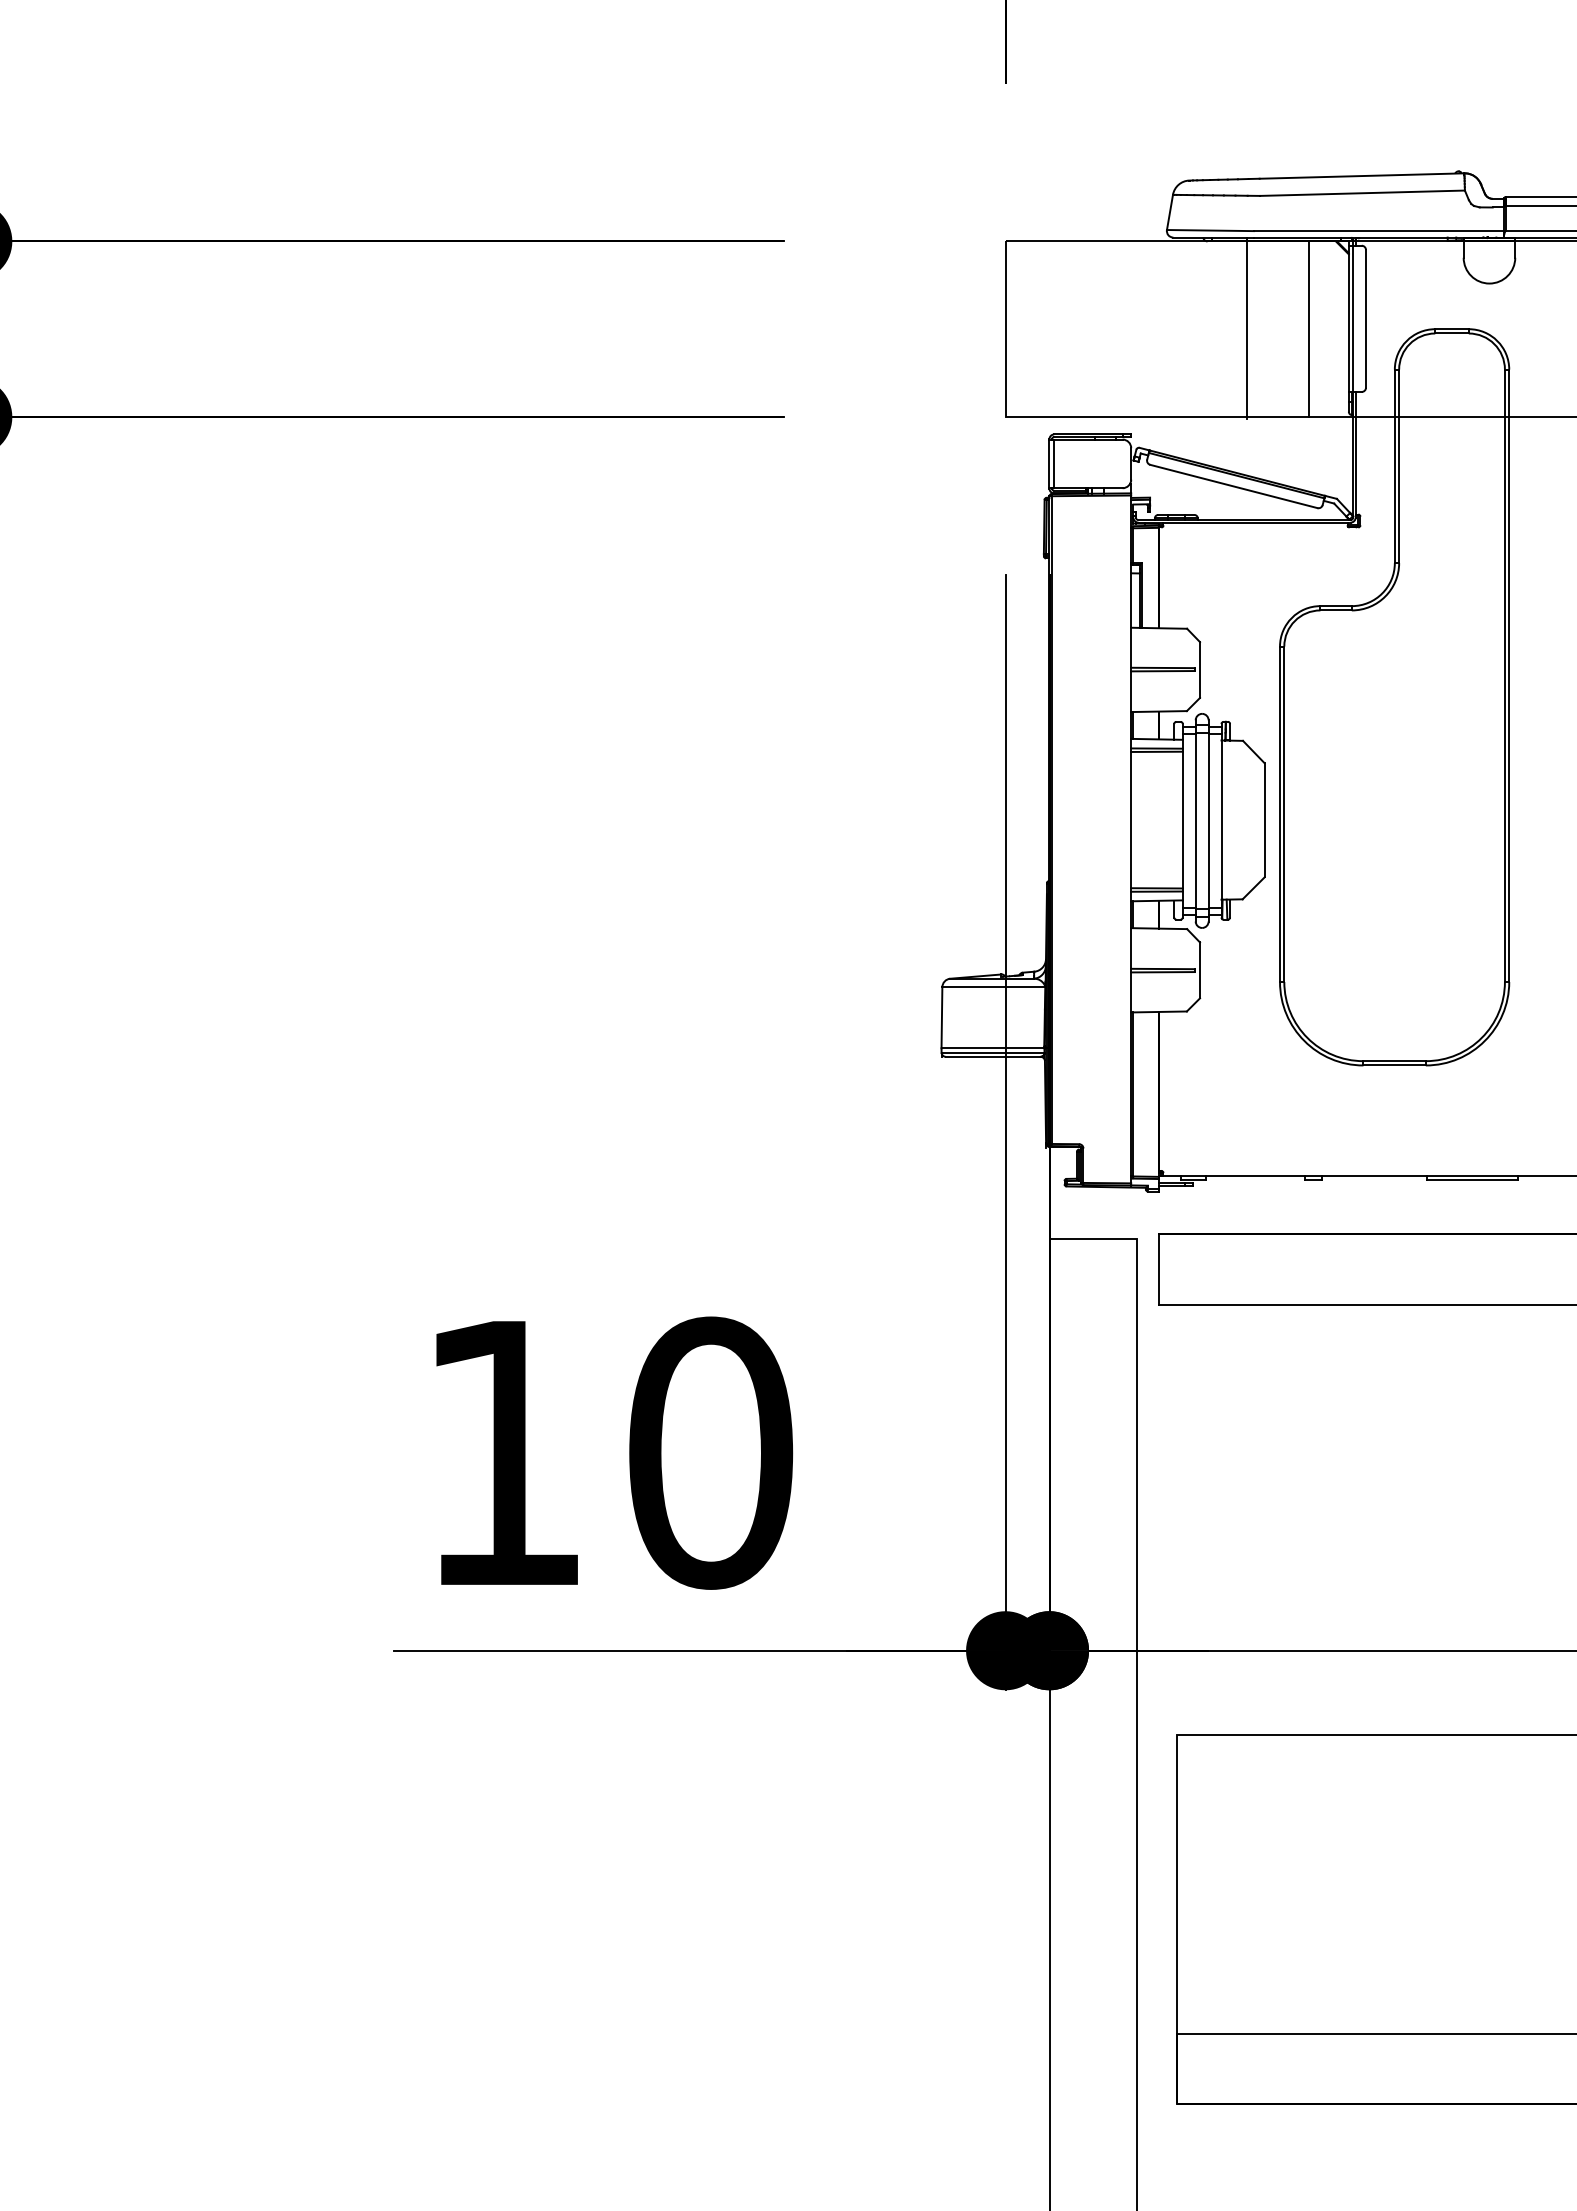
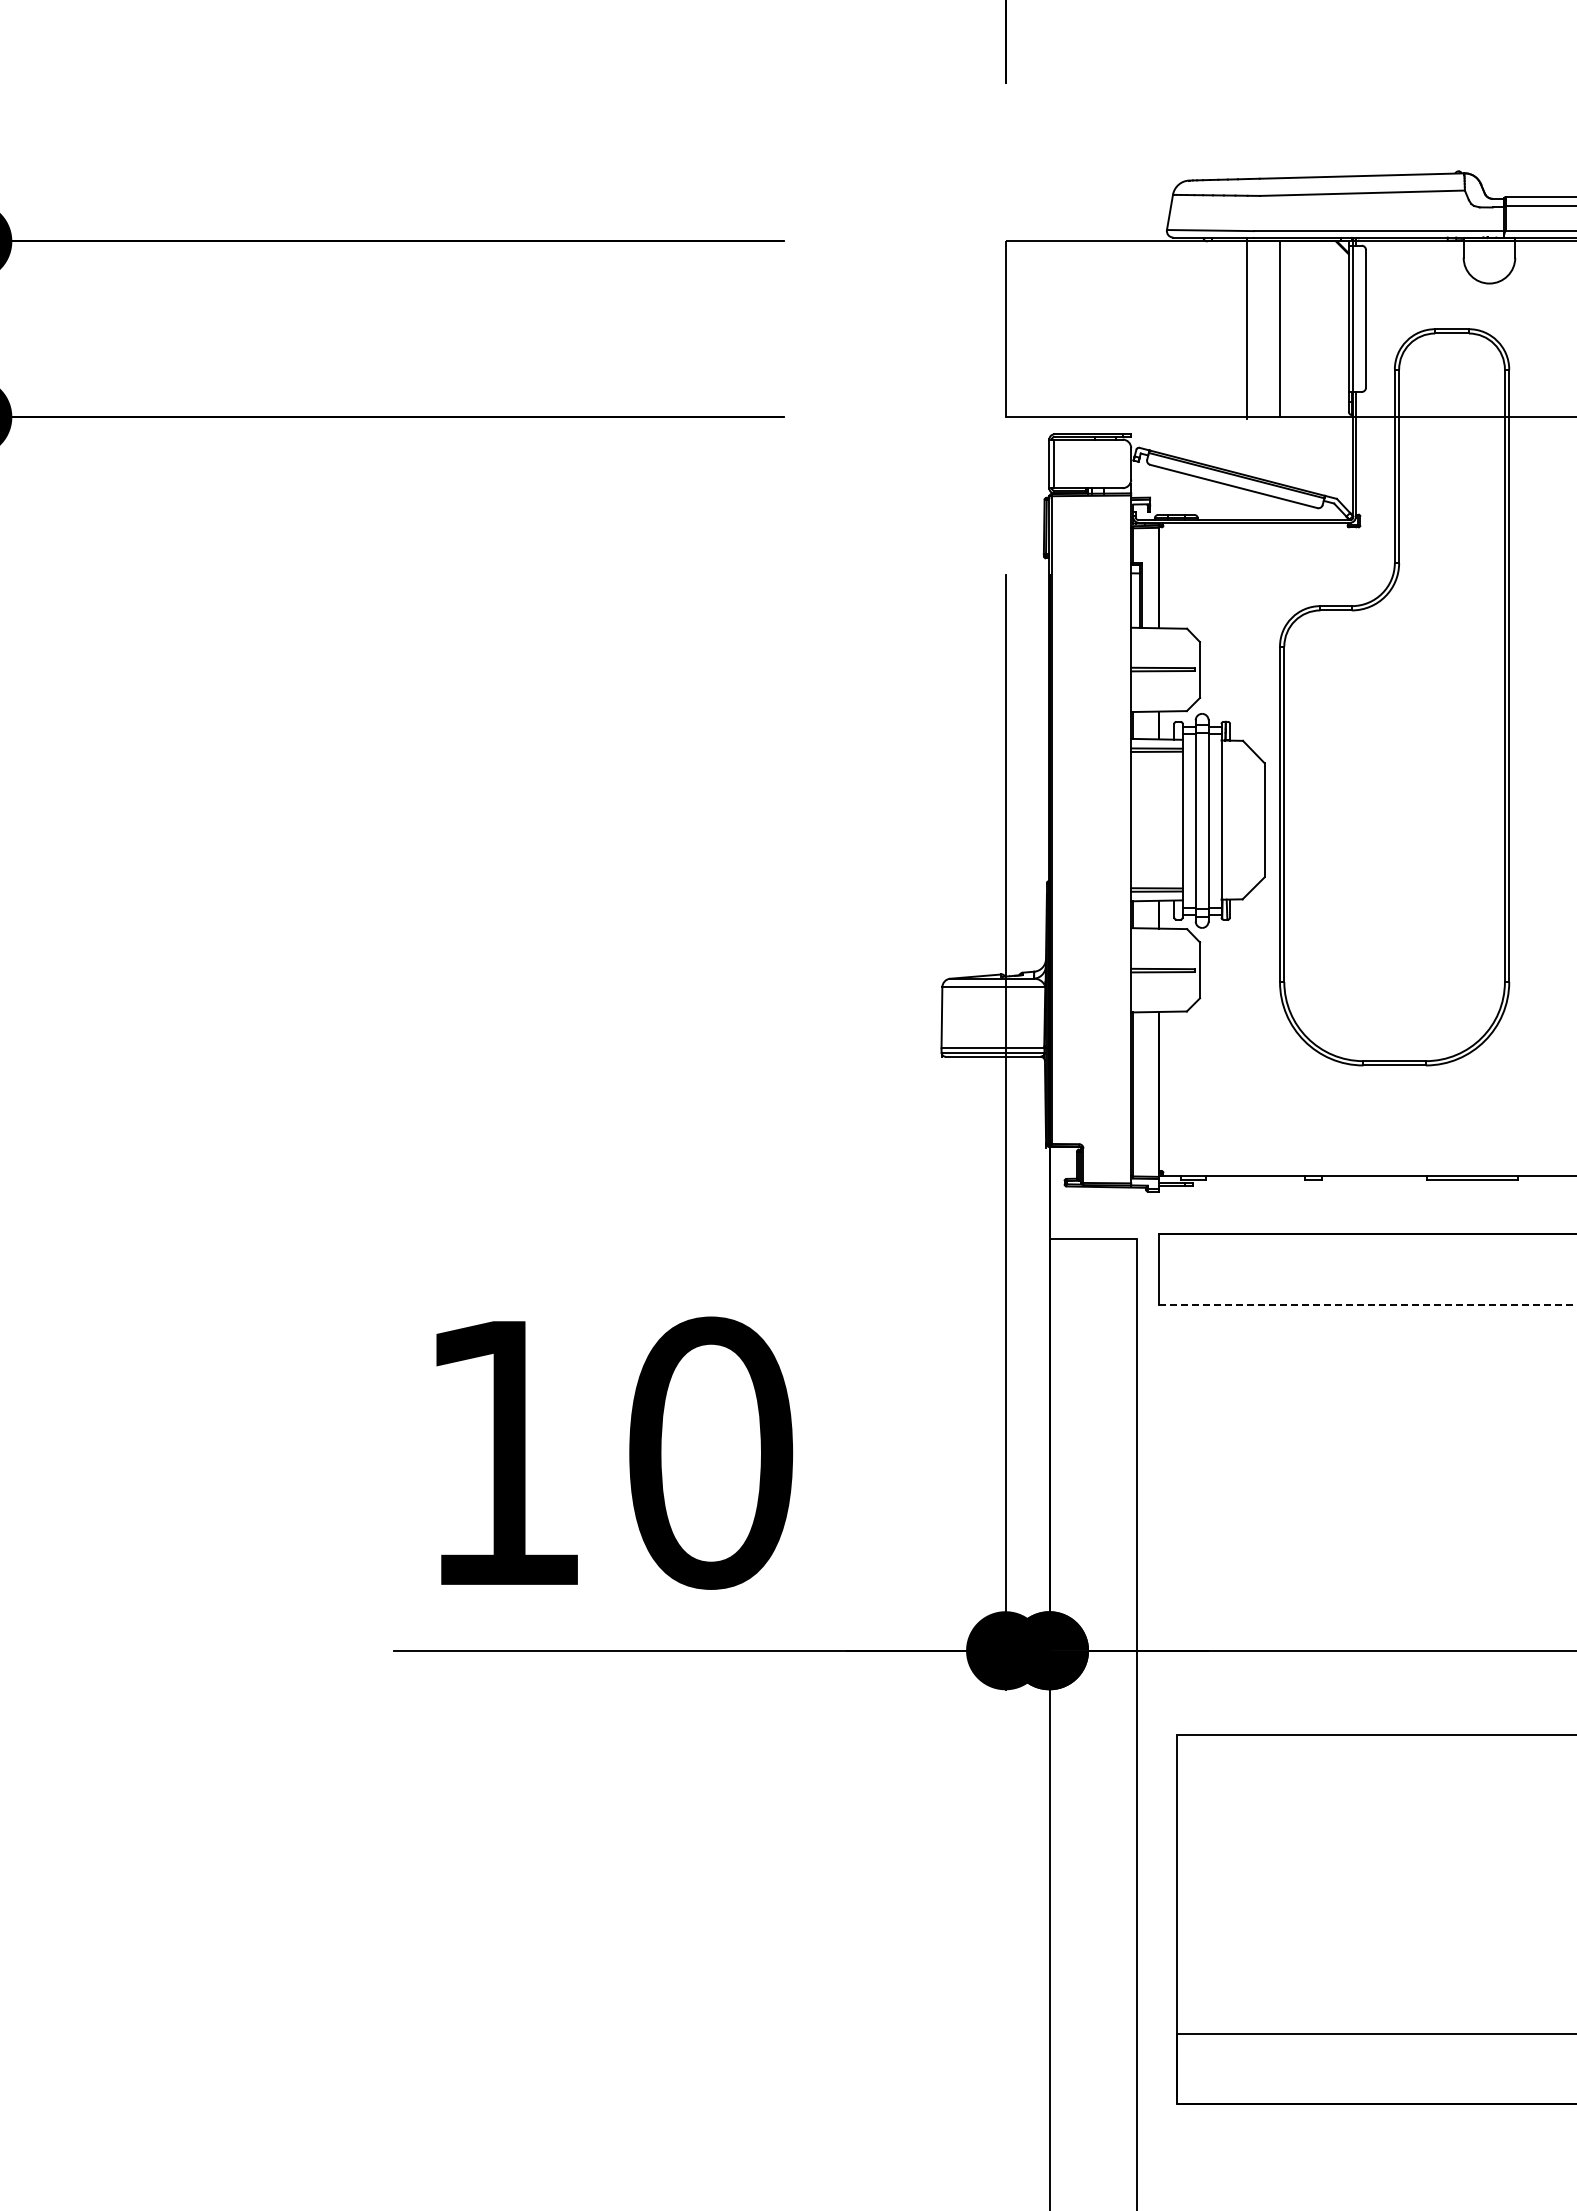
line position: (1308, 329) -> (1279, 329) (1279, 329)
line: solid -> dashed (1368, 1304)
